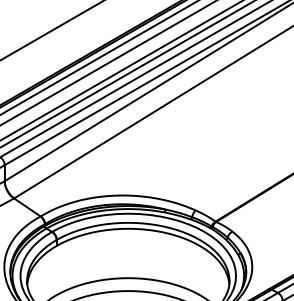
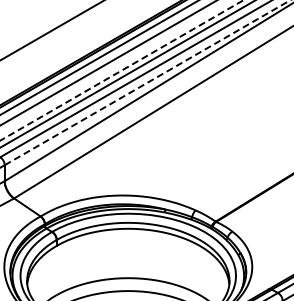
line: solid -> dashed (122, 70)
line: solid -> dashed (147, 82)
